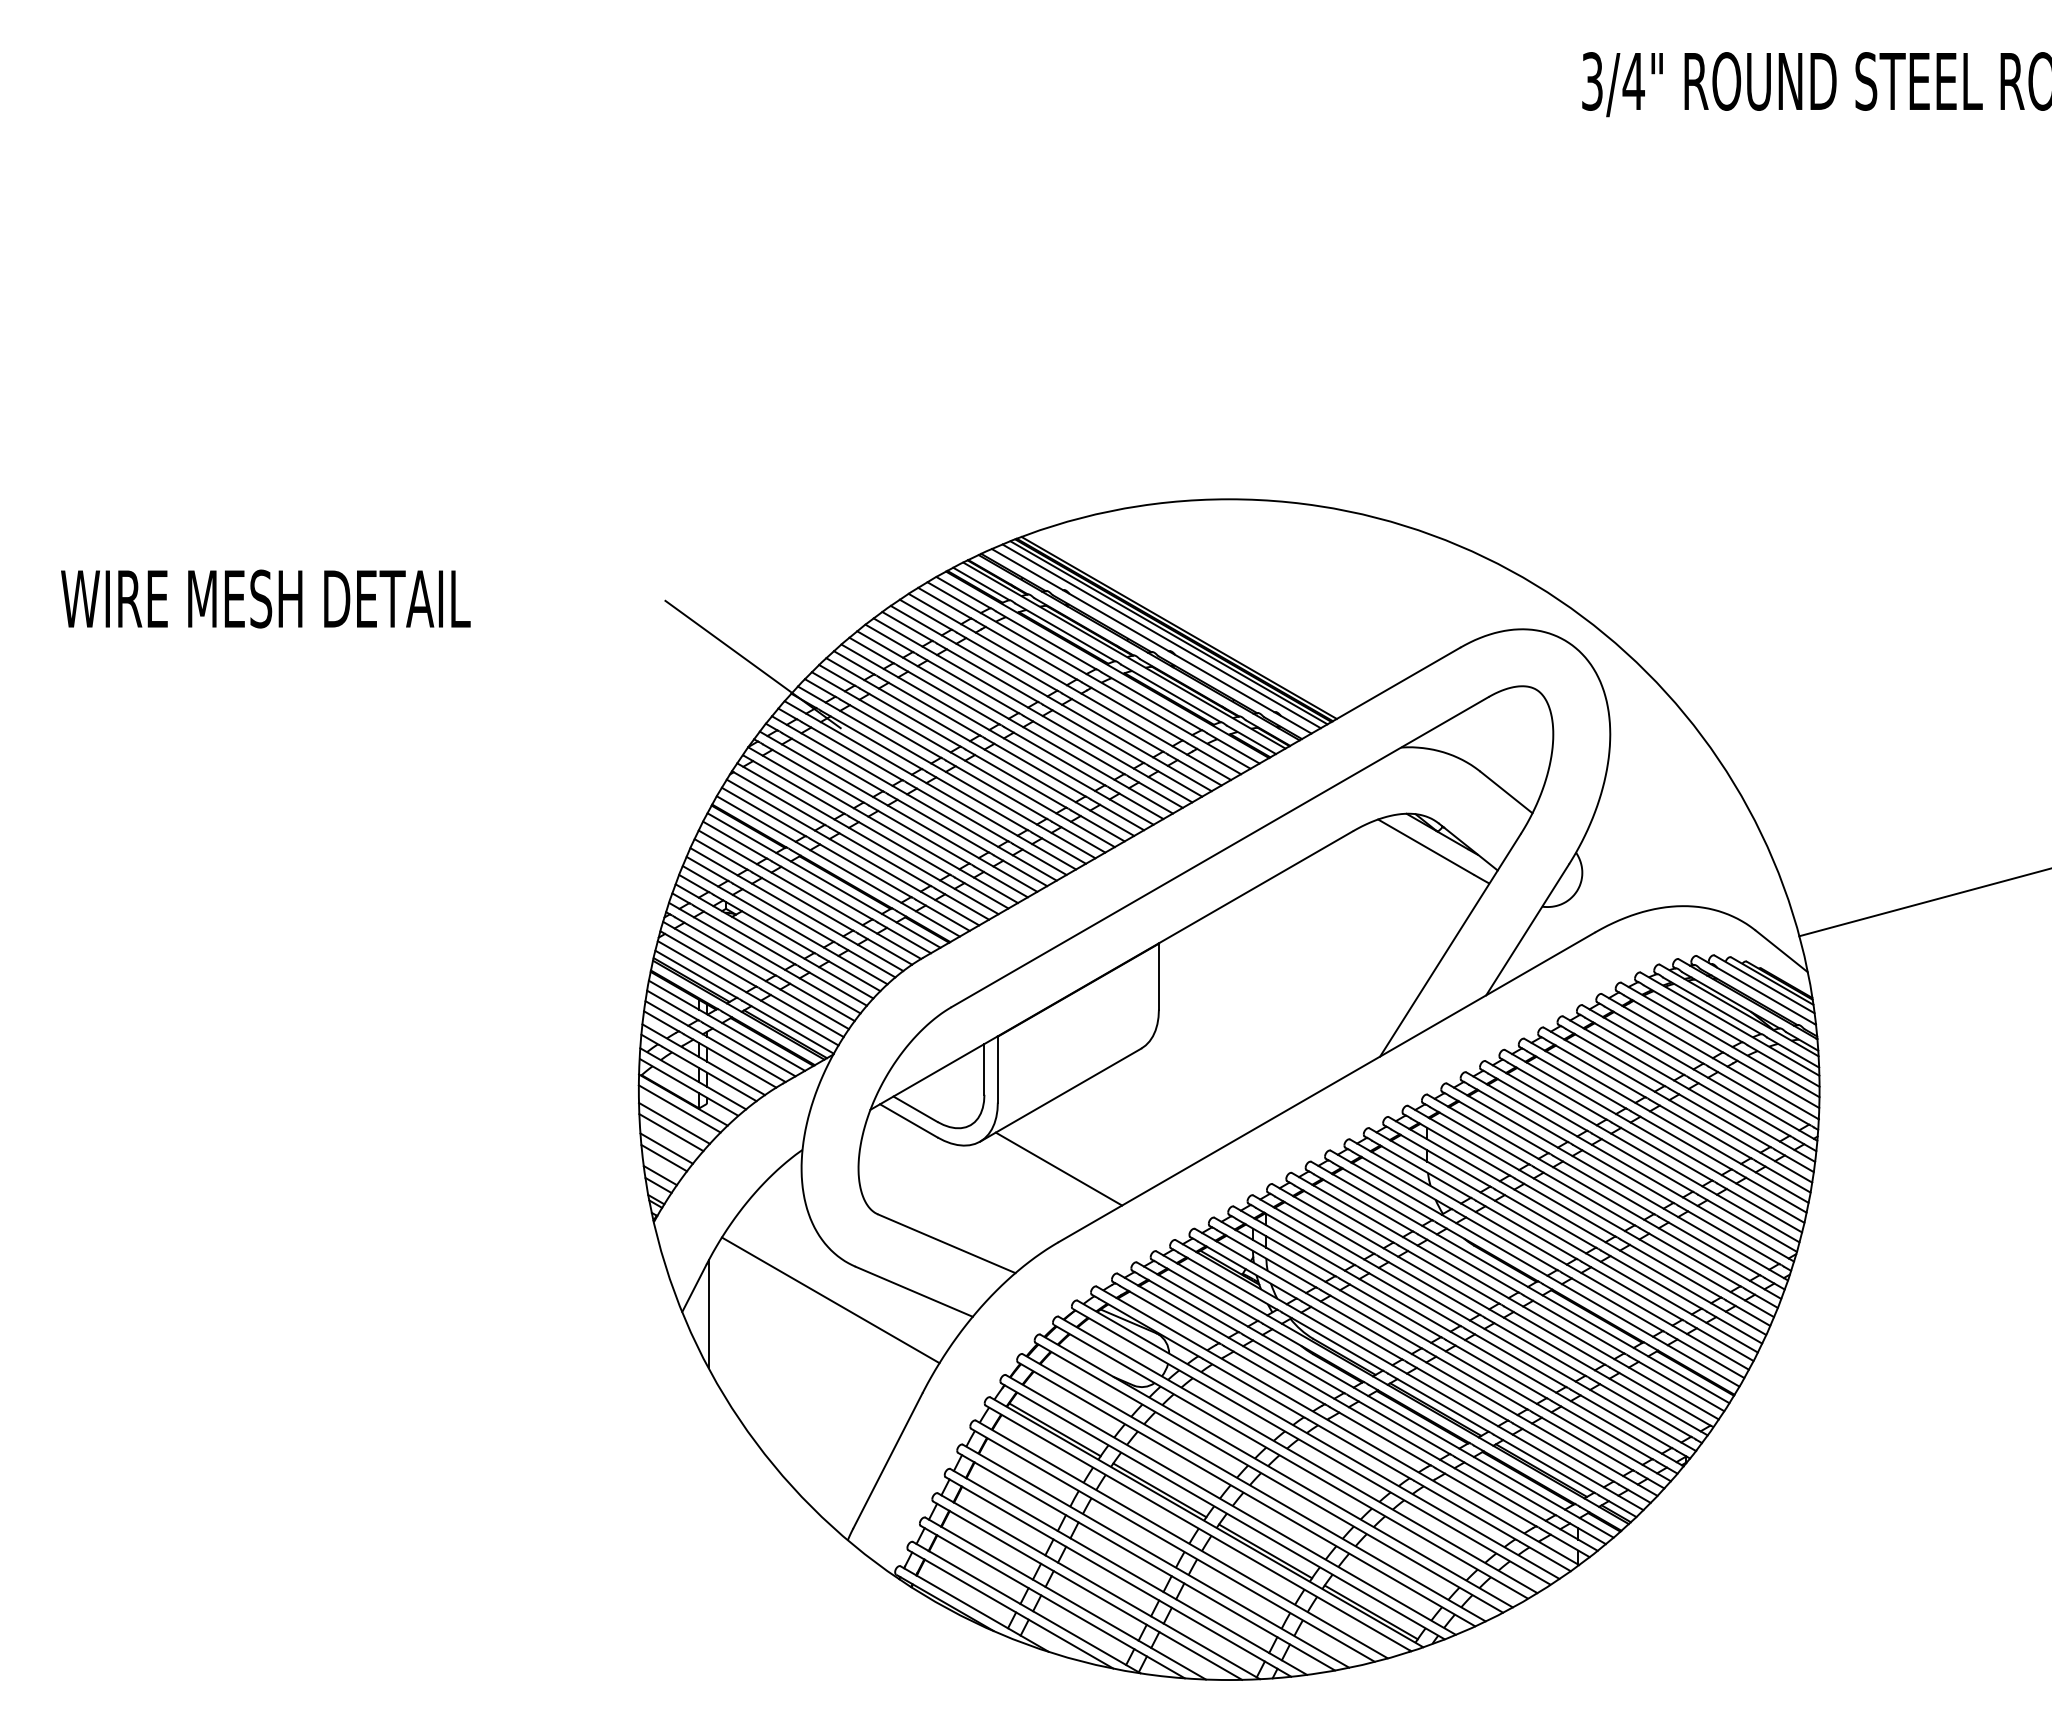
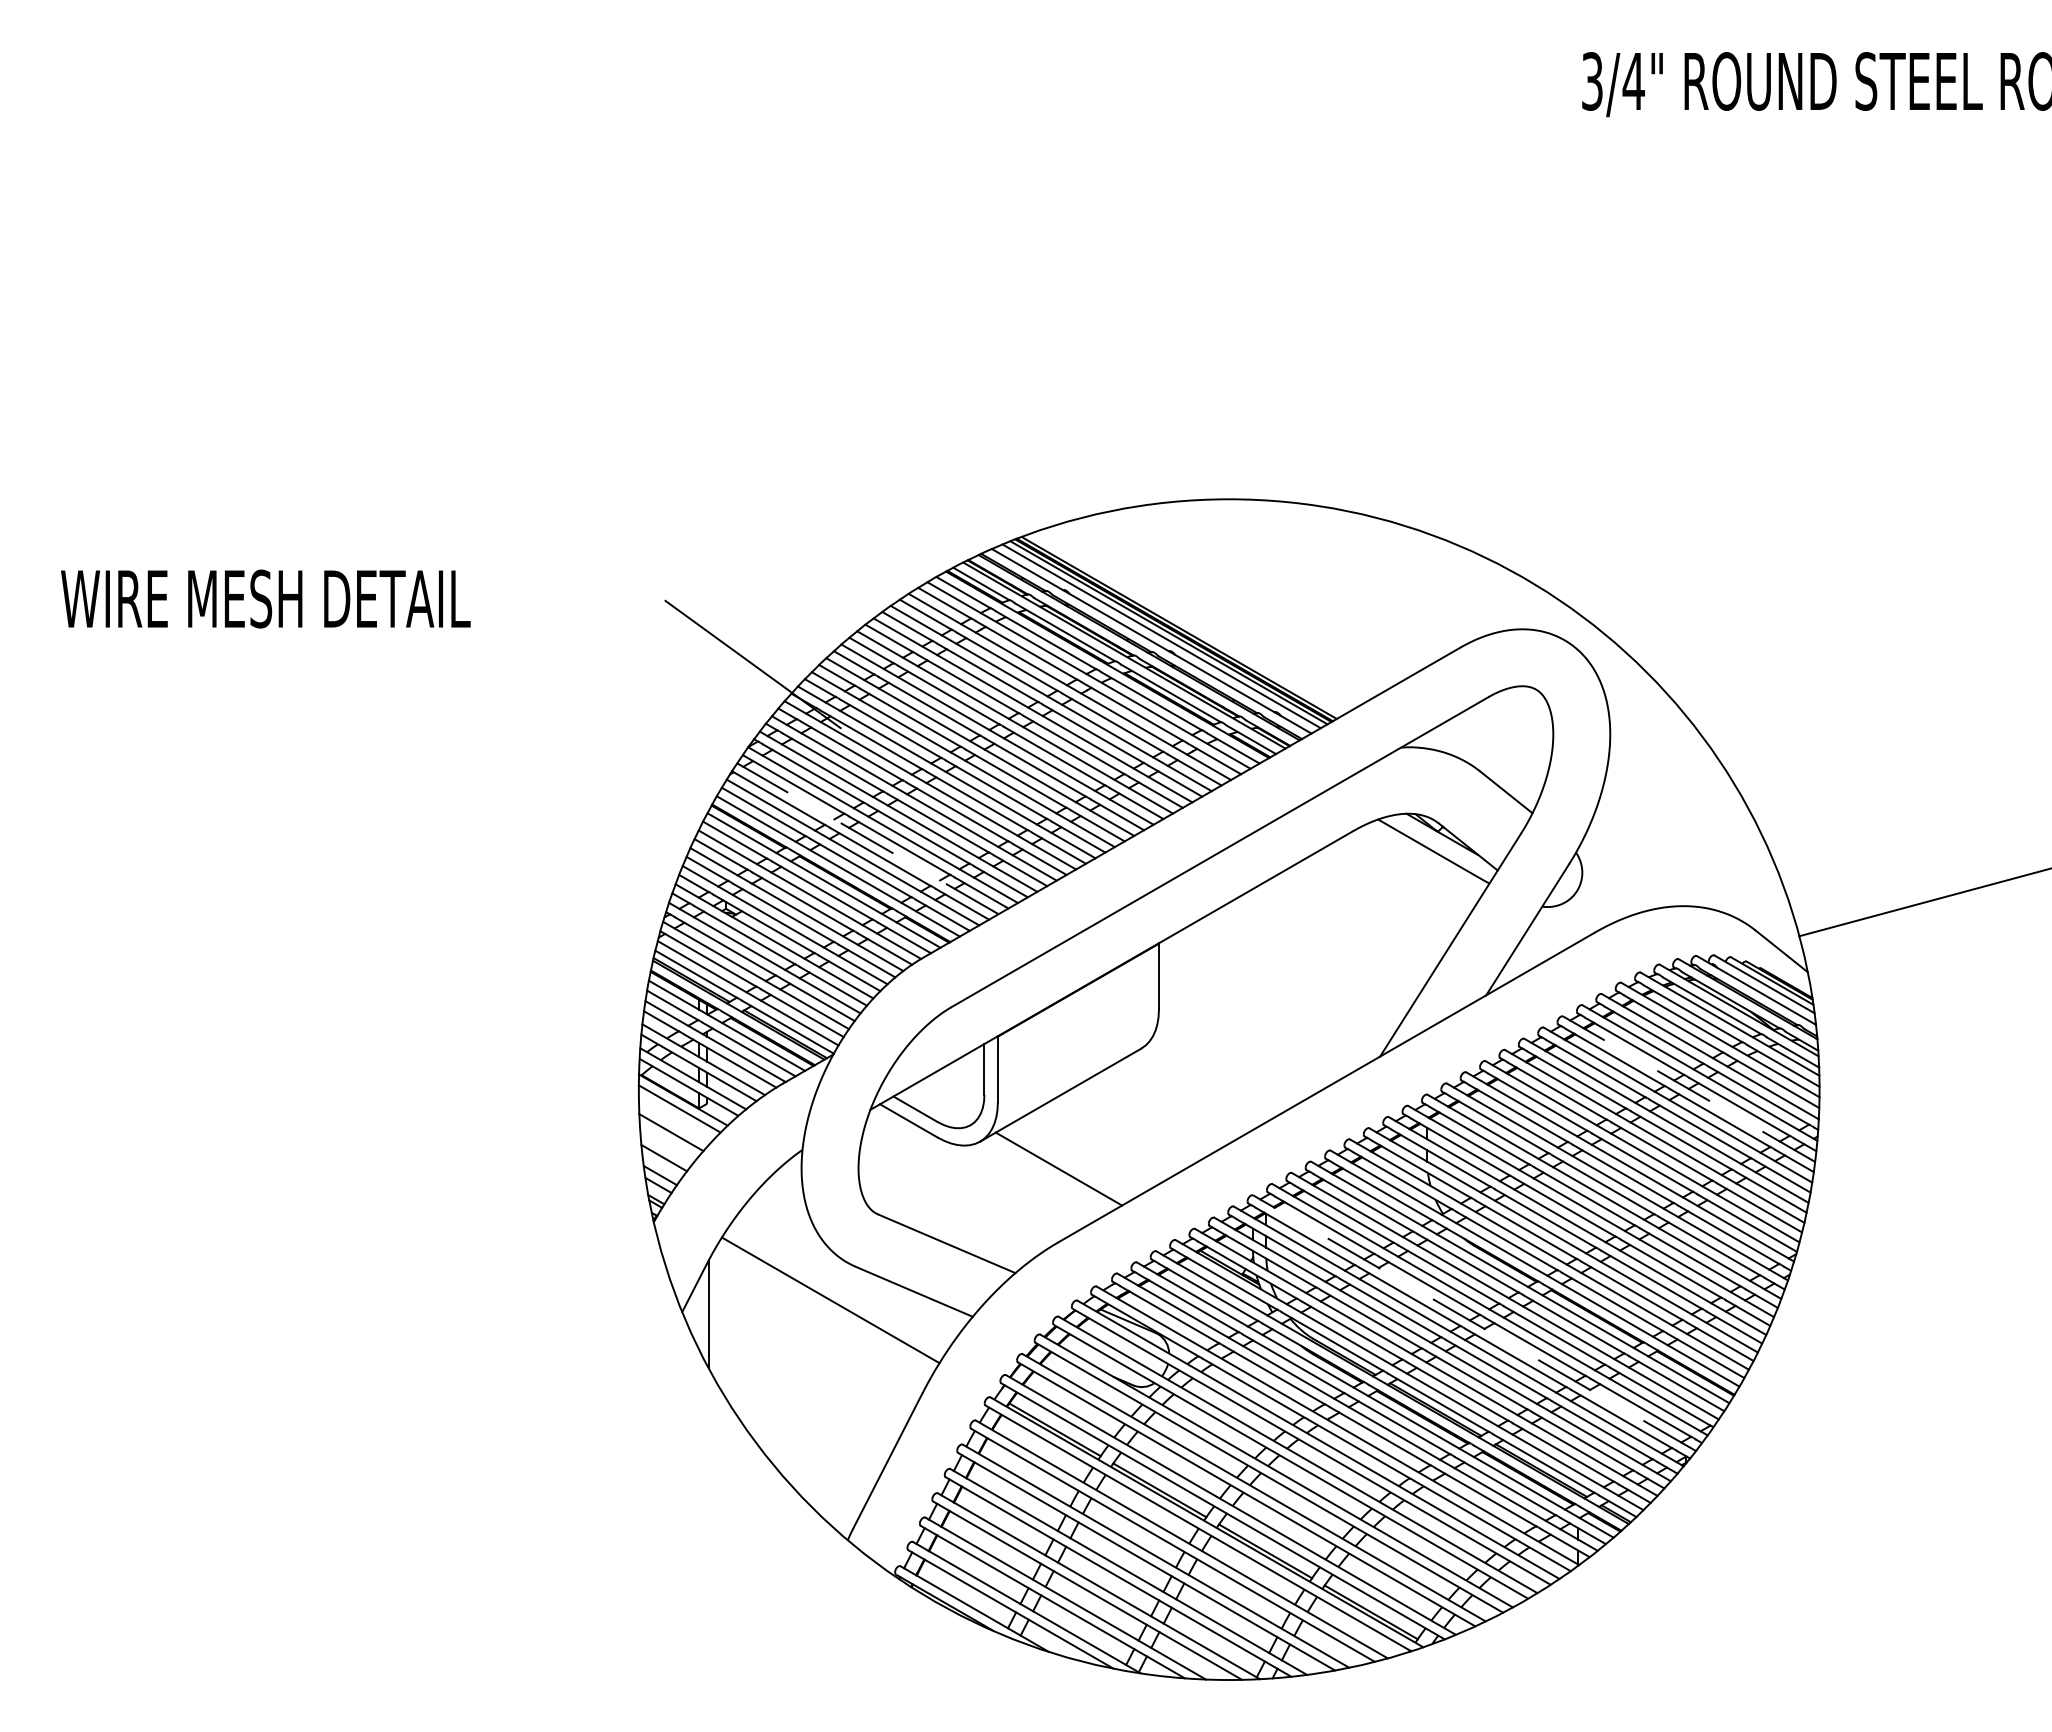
line: solid -> dashed (867, 838)
line: solid -> dashed (1688, 1088)
line: present -> none (674, 1122)
line: present -> none (666, 1148)
line: solid -> dashed (1474, 1323)
